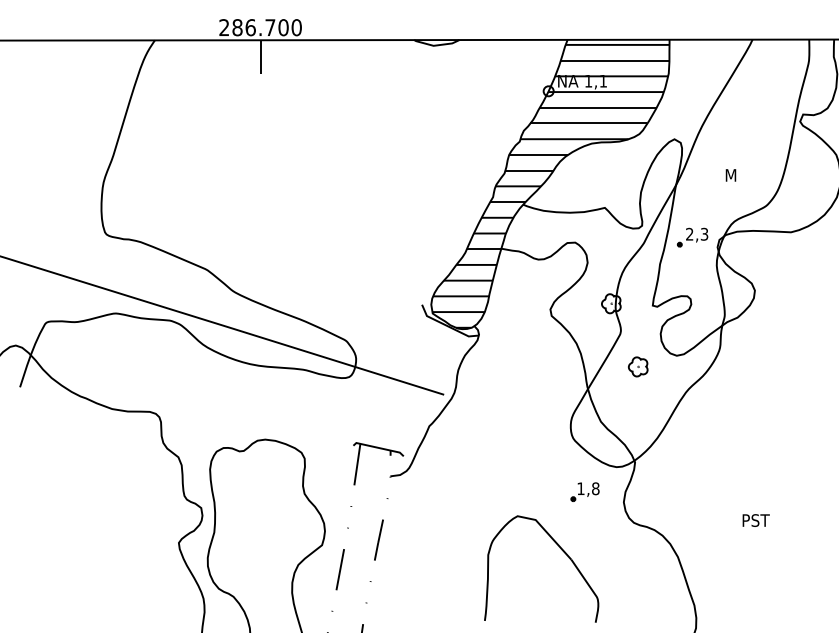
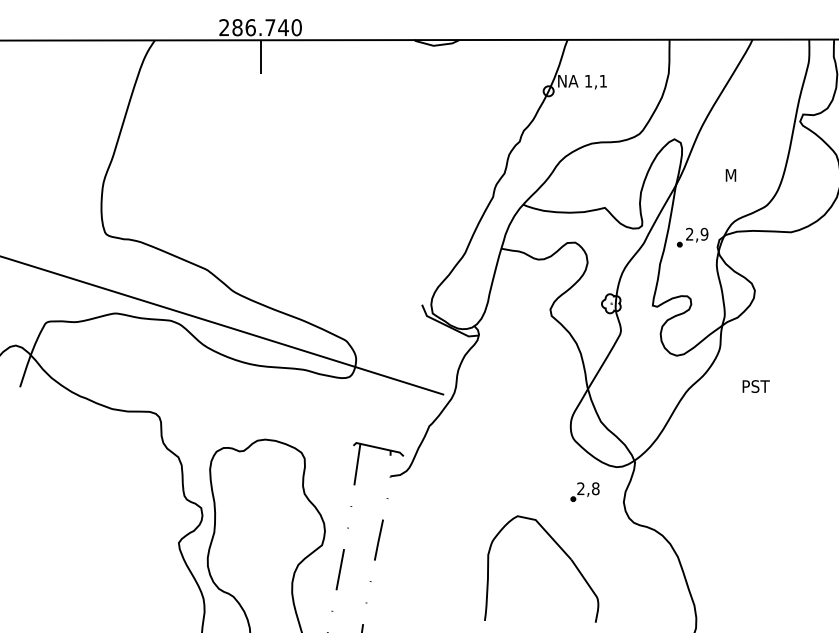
text: 286.700 -> 286.740 (283, 27)
hatch: present -> none (550, 185)
text: 2,3 -> 2,9 (704, 234)
part: present -> none (638, 366)
text: 1,8 -> 2,8 (580, 488)
text position: (755, 520) -> (755, 386) (755, 386)
